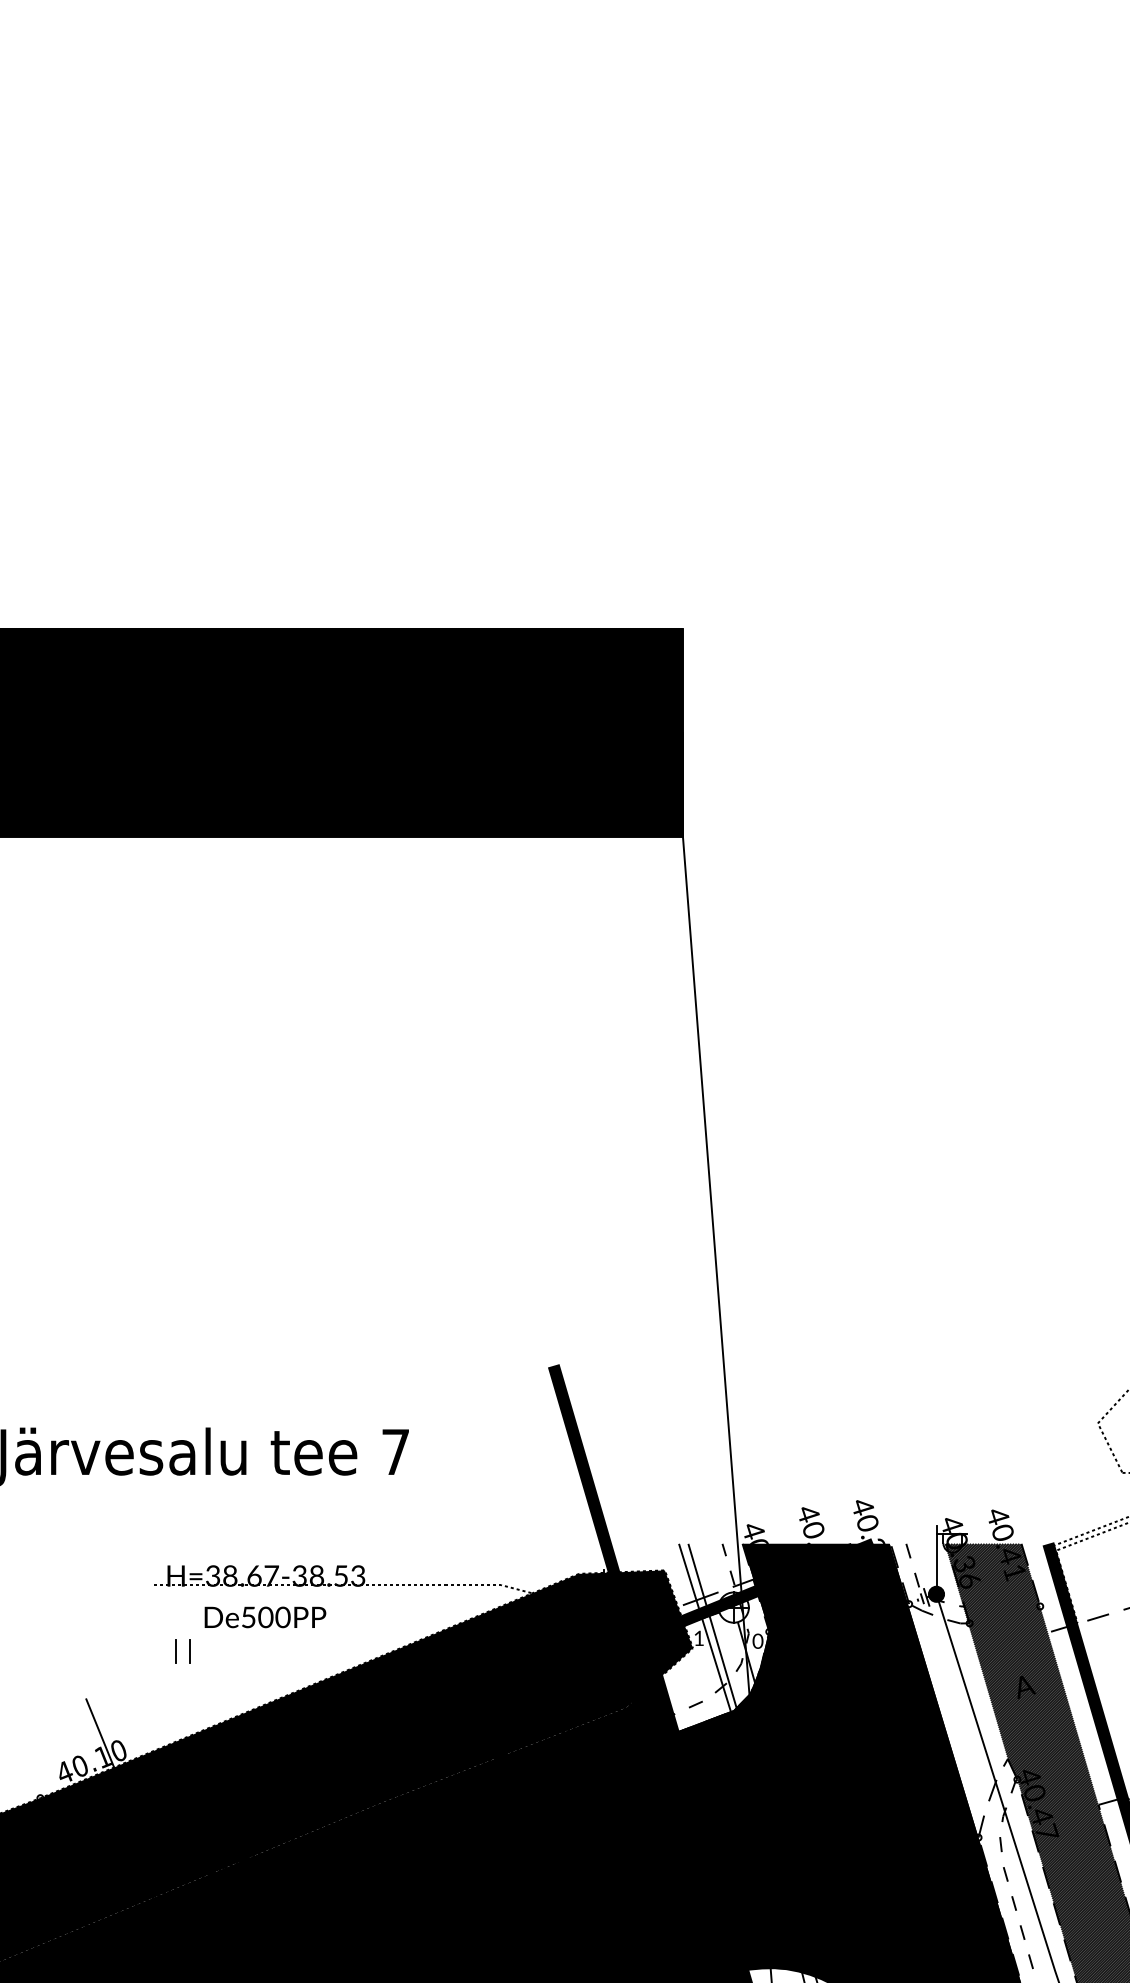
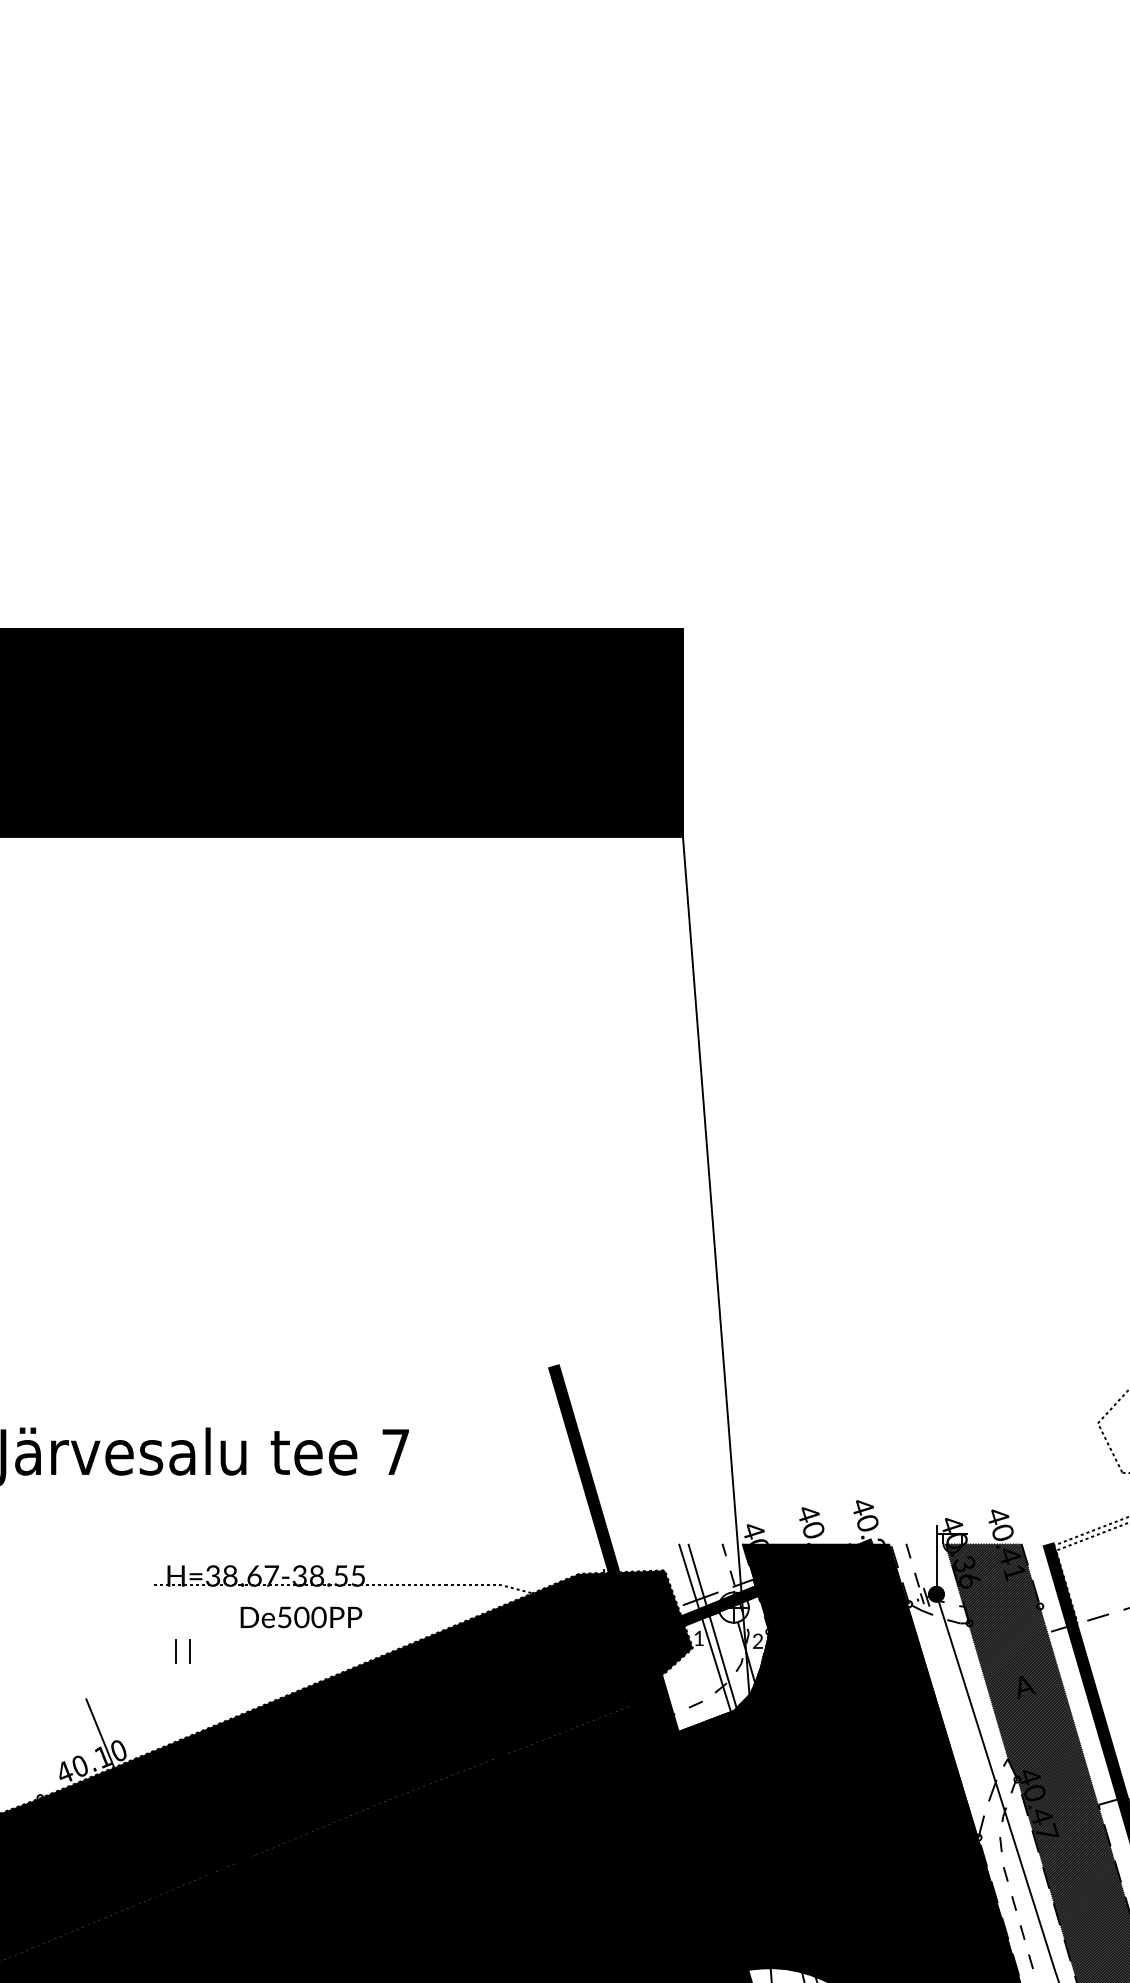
text: H=38.67-38.53 -> H=38.67-38.55 (358, 1575)
text position: (265, 1617) -> (301, 1617) (301, 1617)
text: 0 -> 2 (757, 1641)
